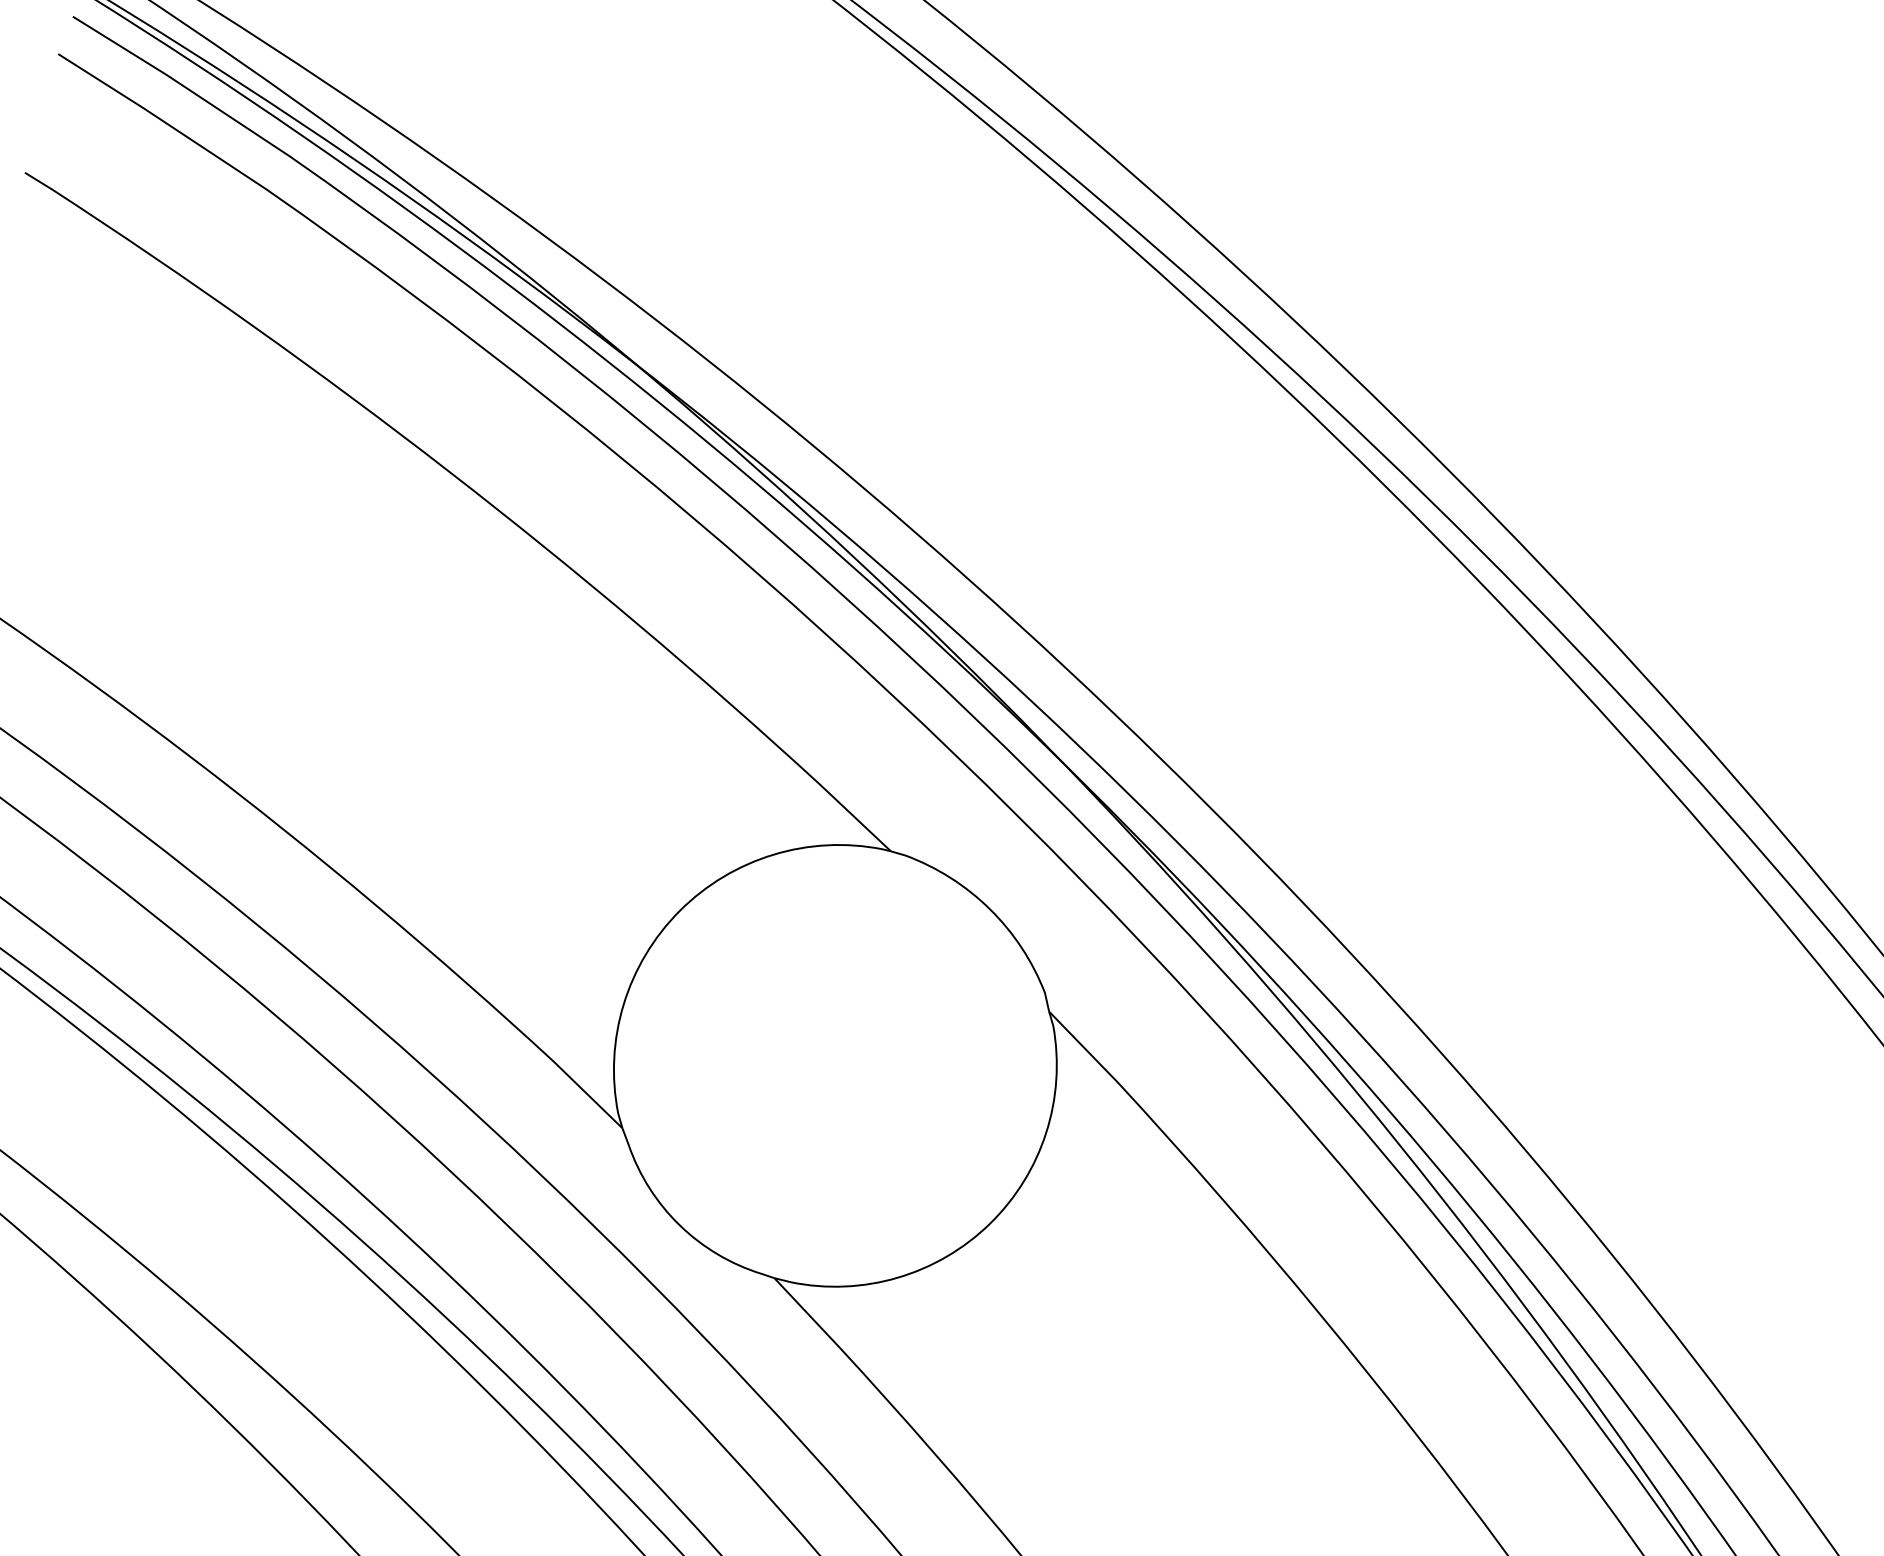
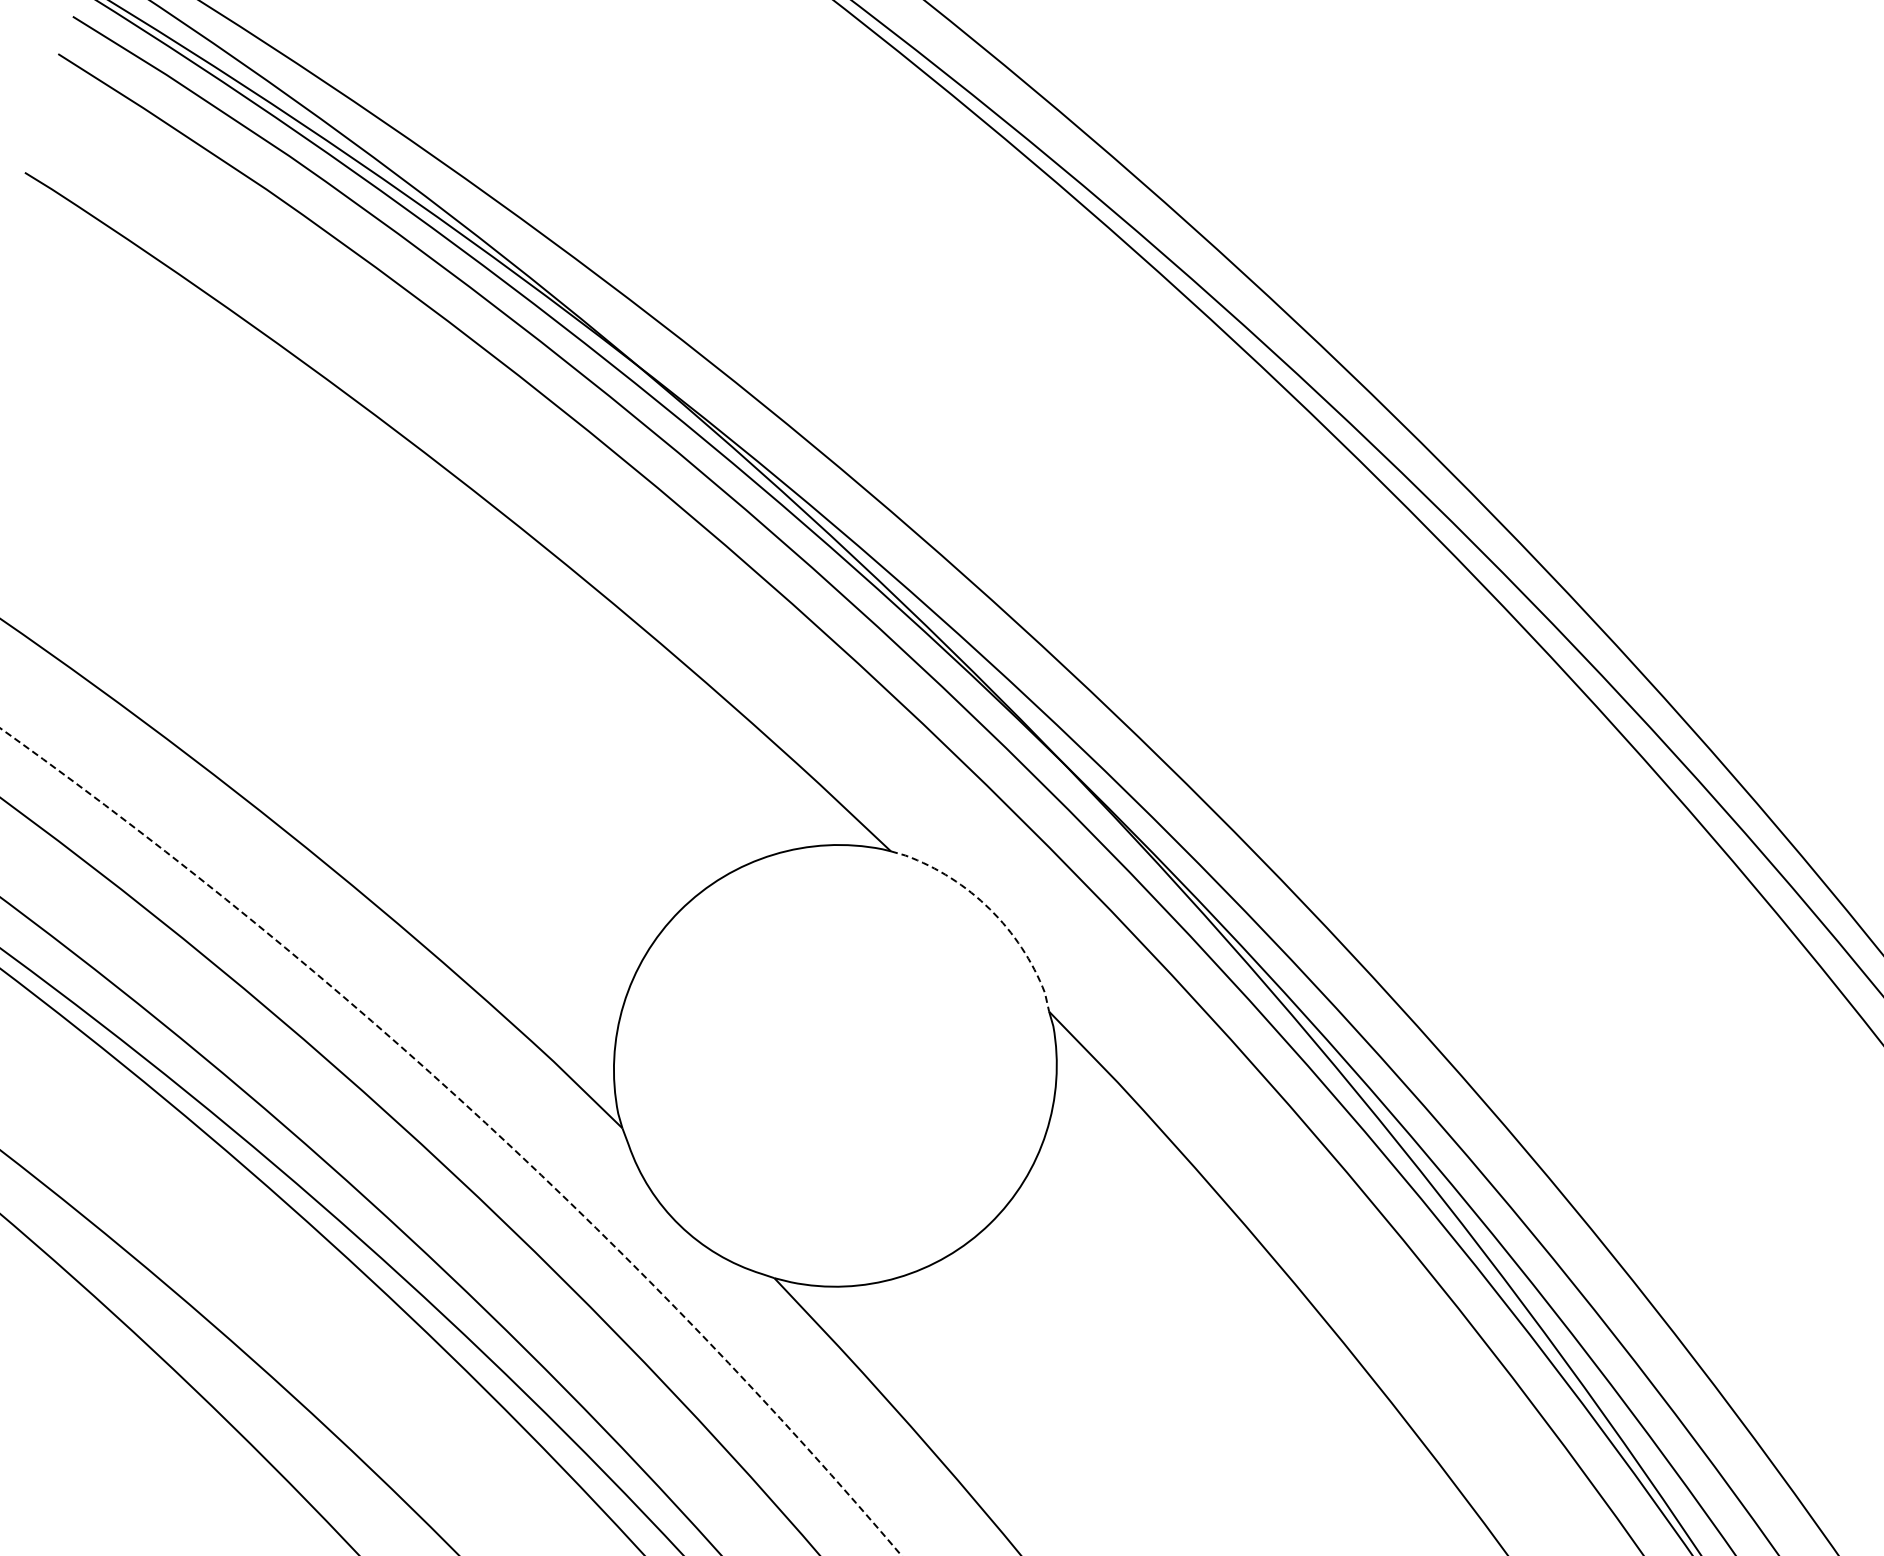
line: solid -> dashed (991, 910)
line: solid -> dashed (476, 1114)
